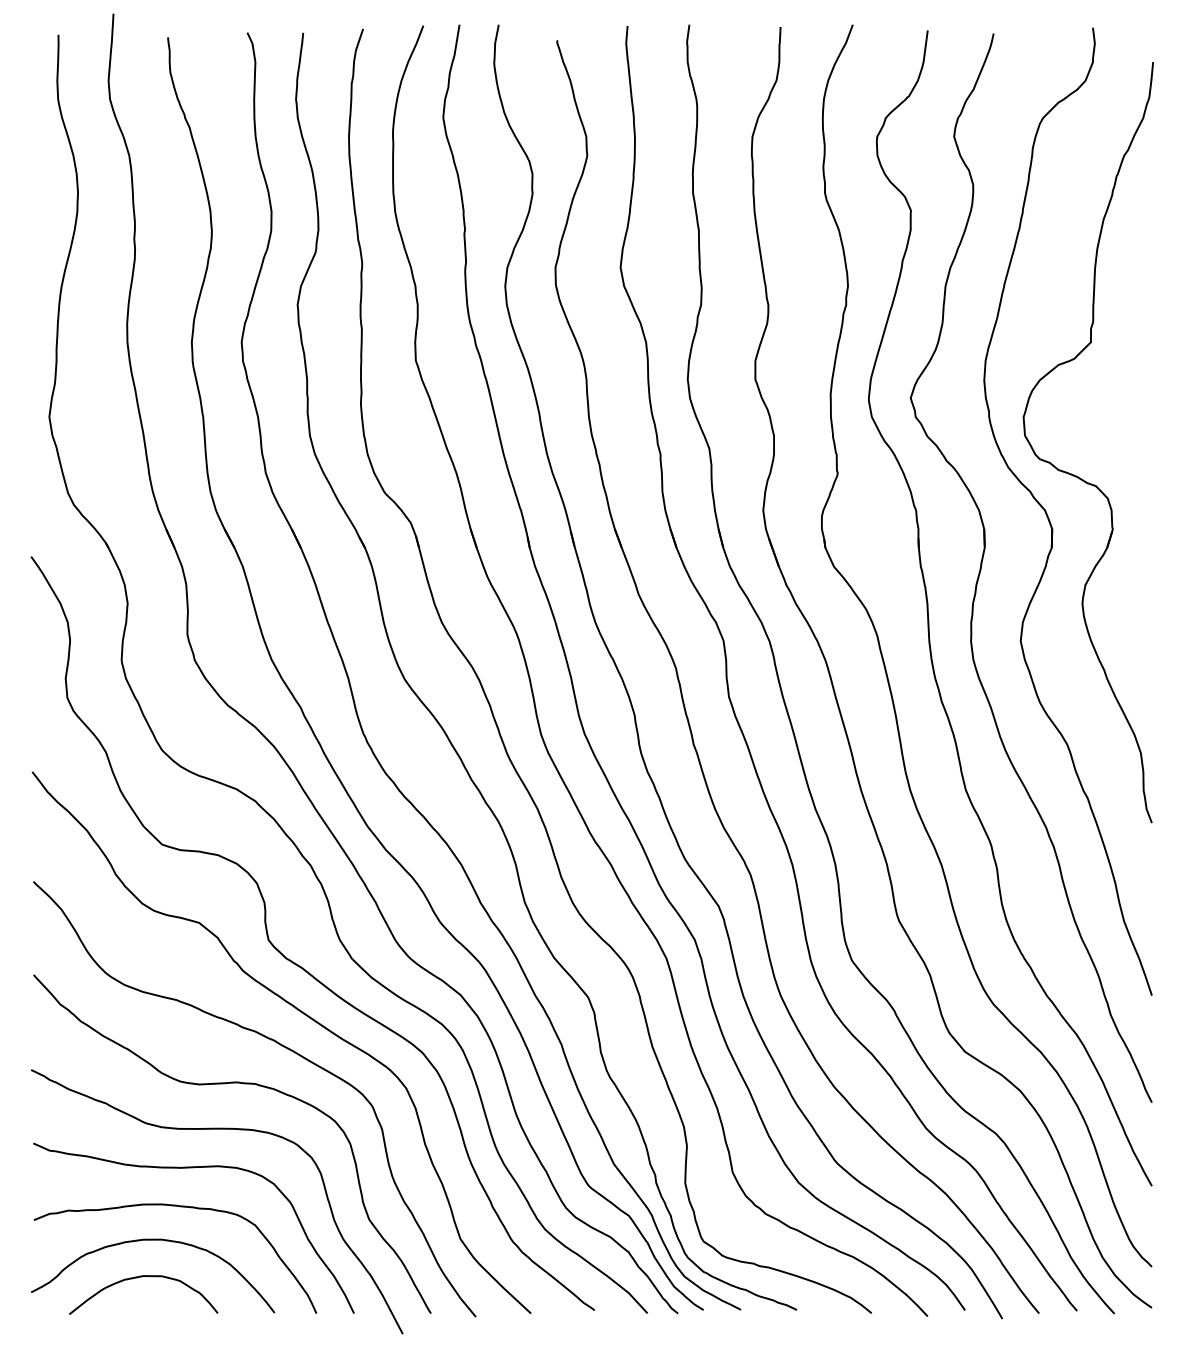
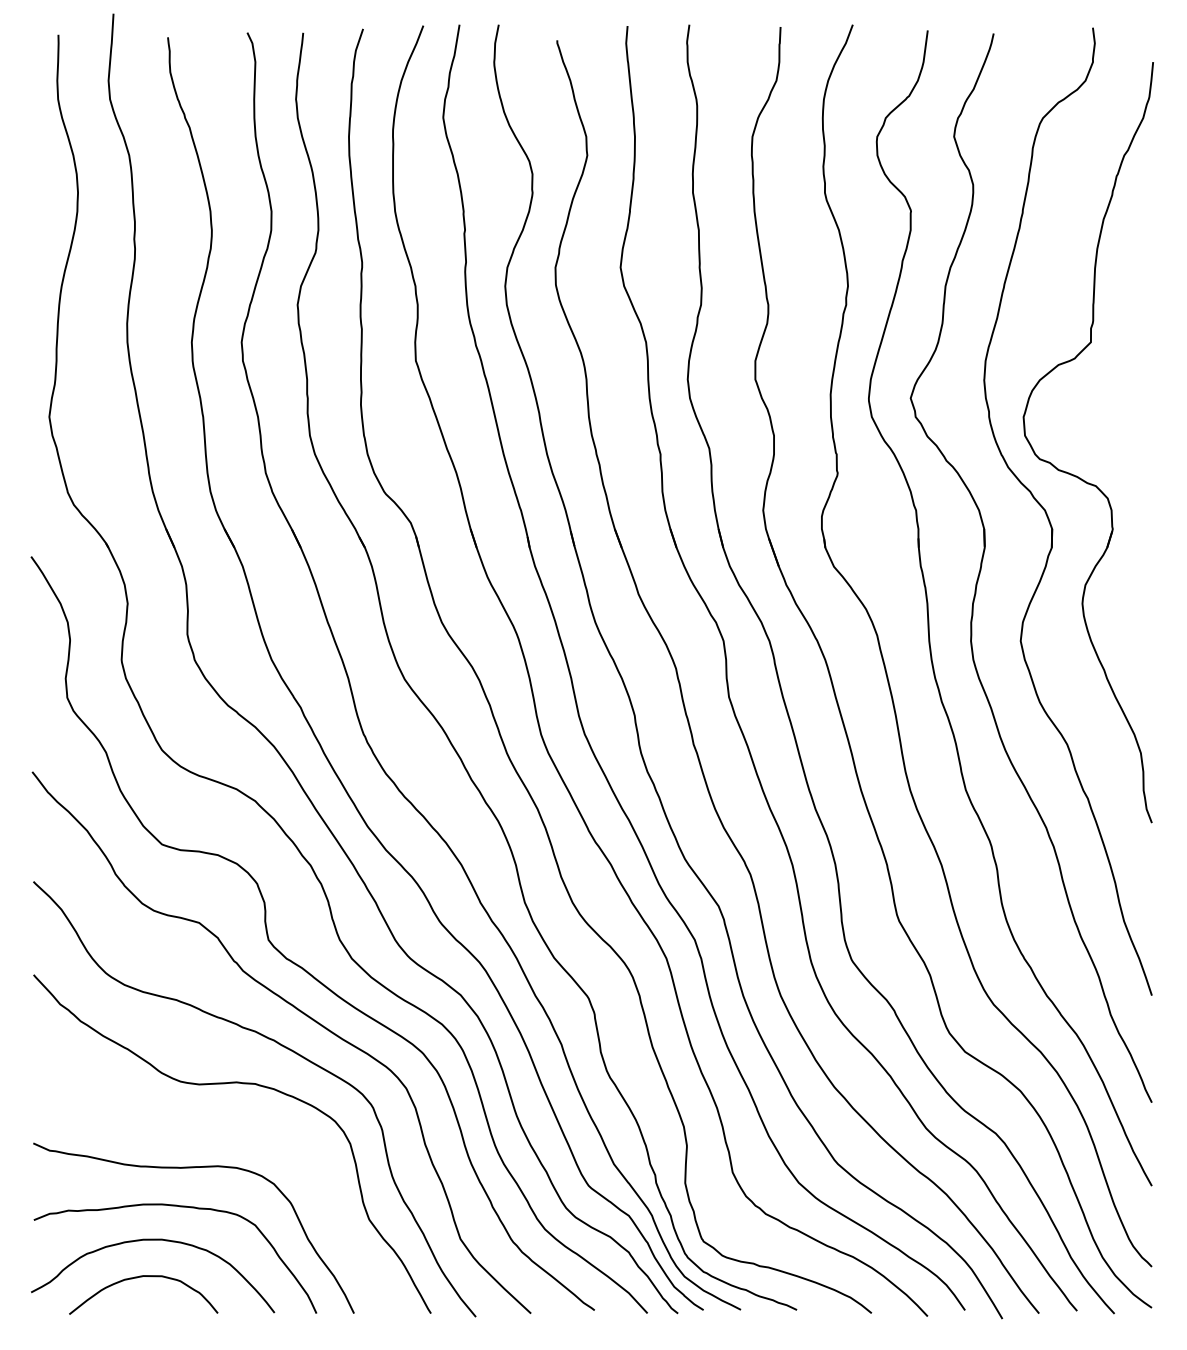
curve: present -> none (217, 1129)
